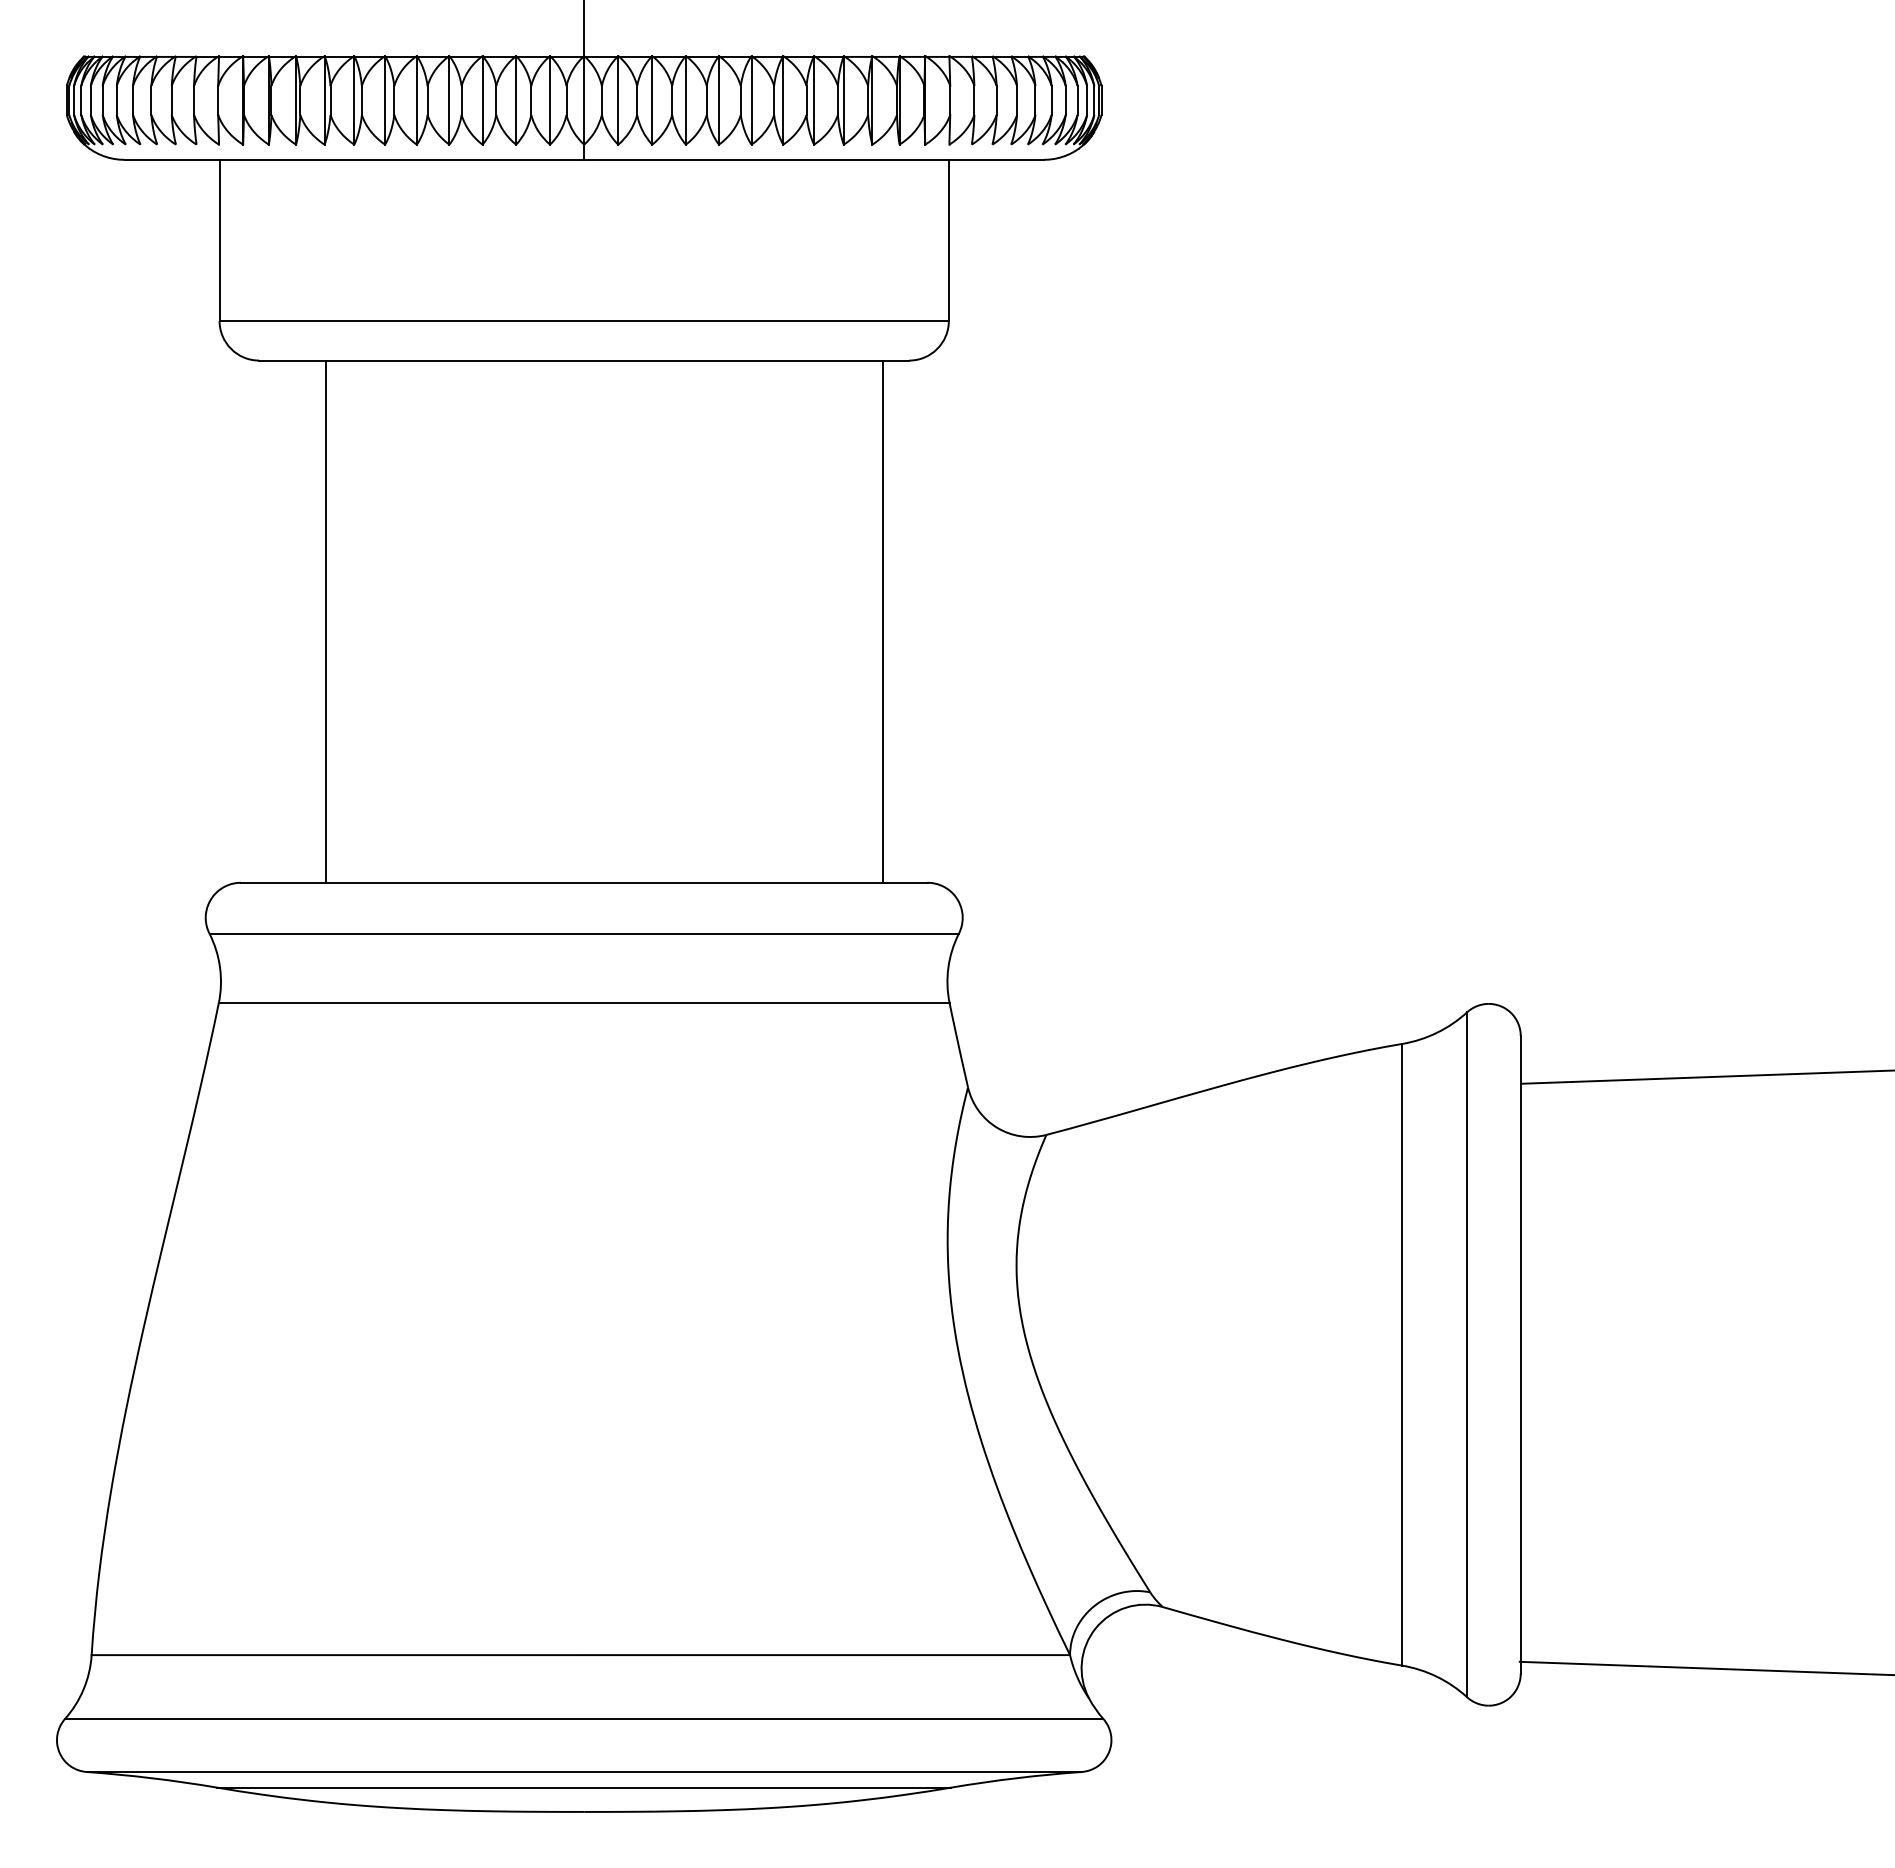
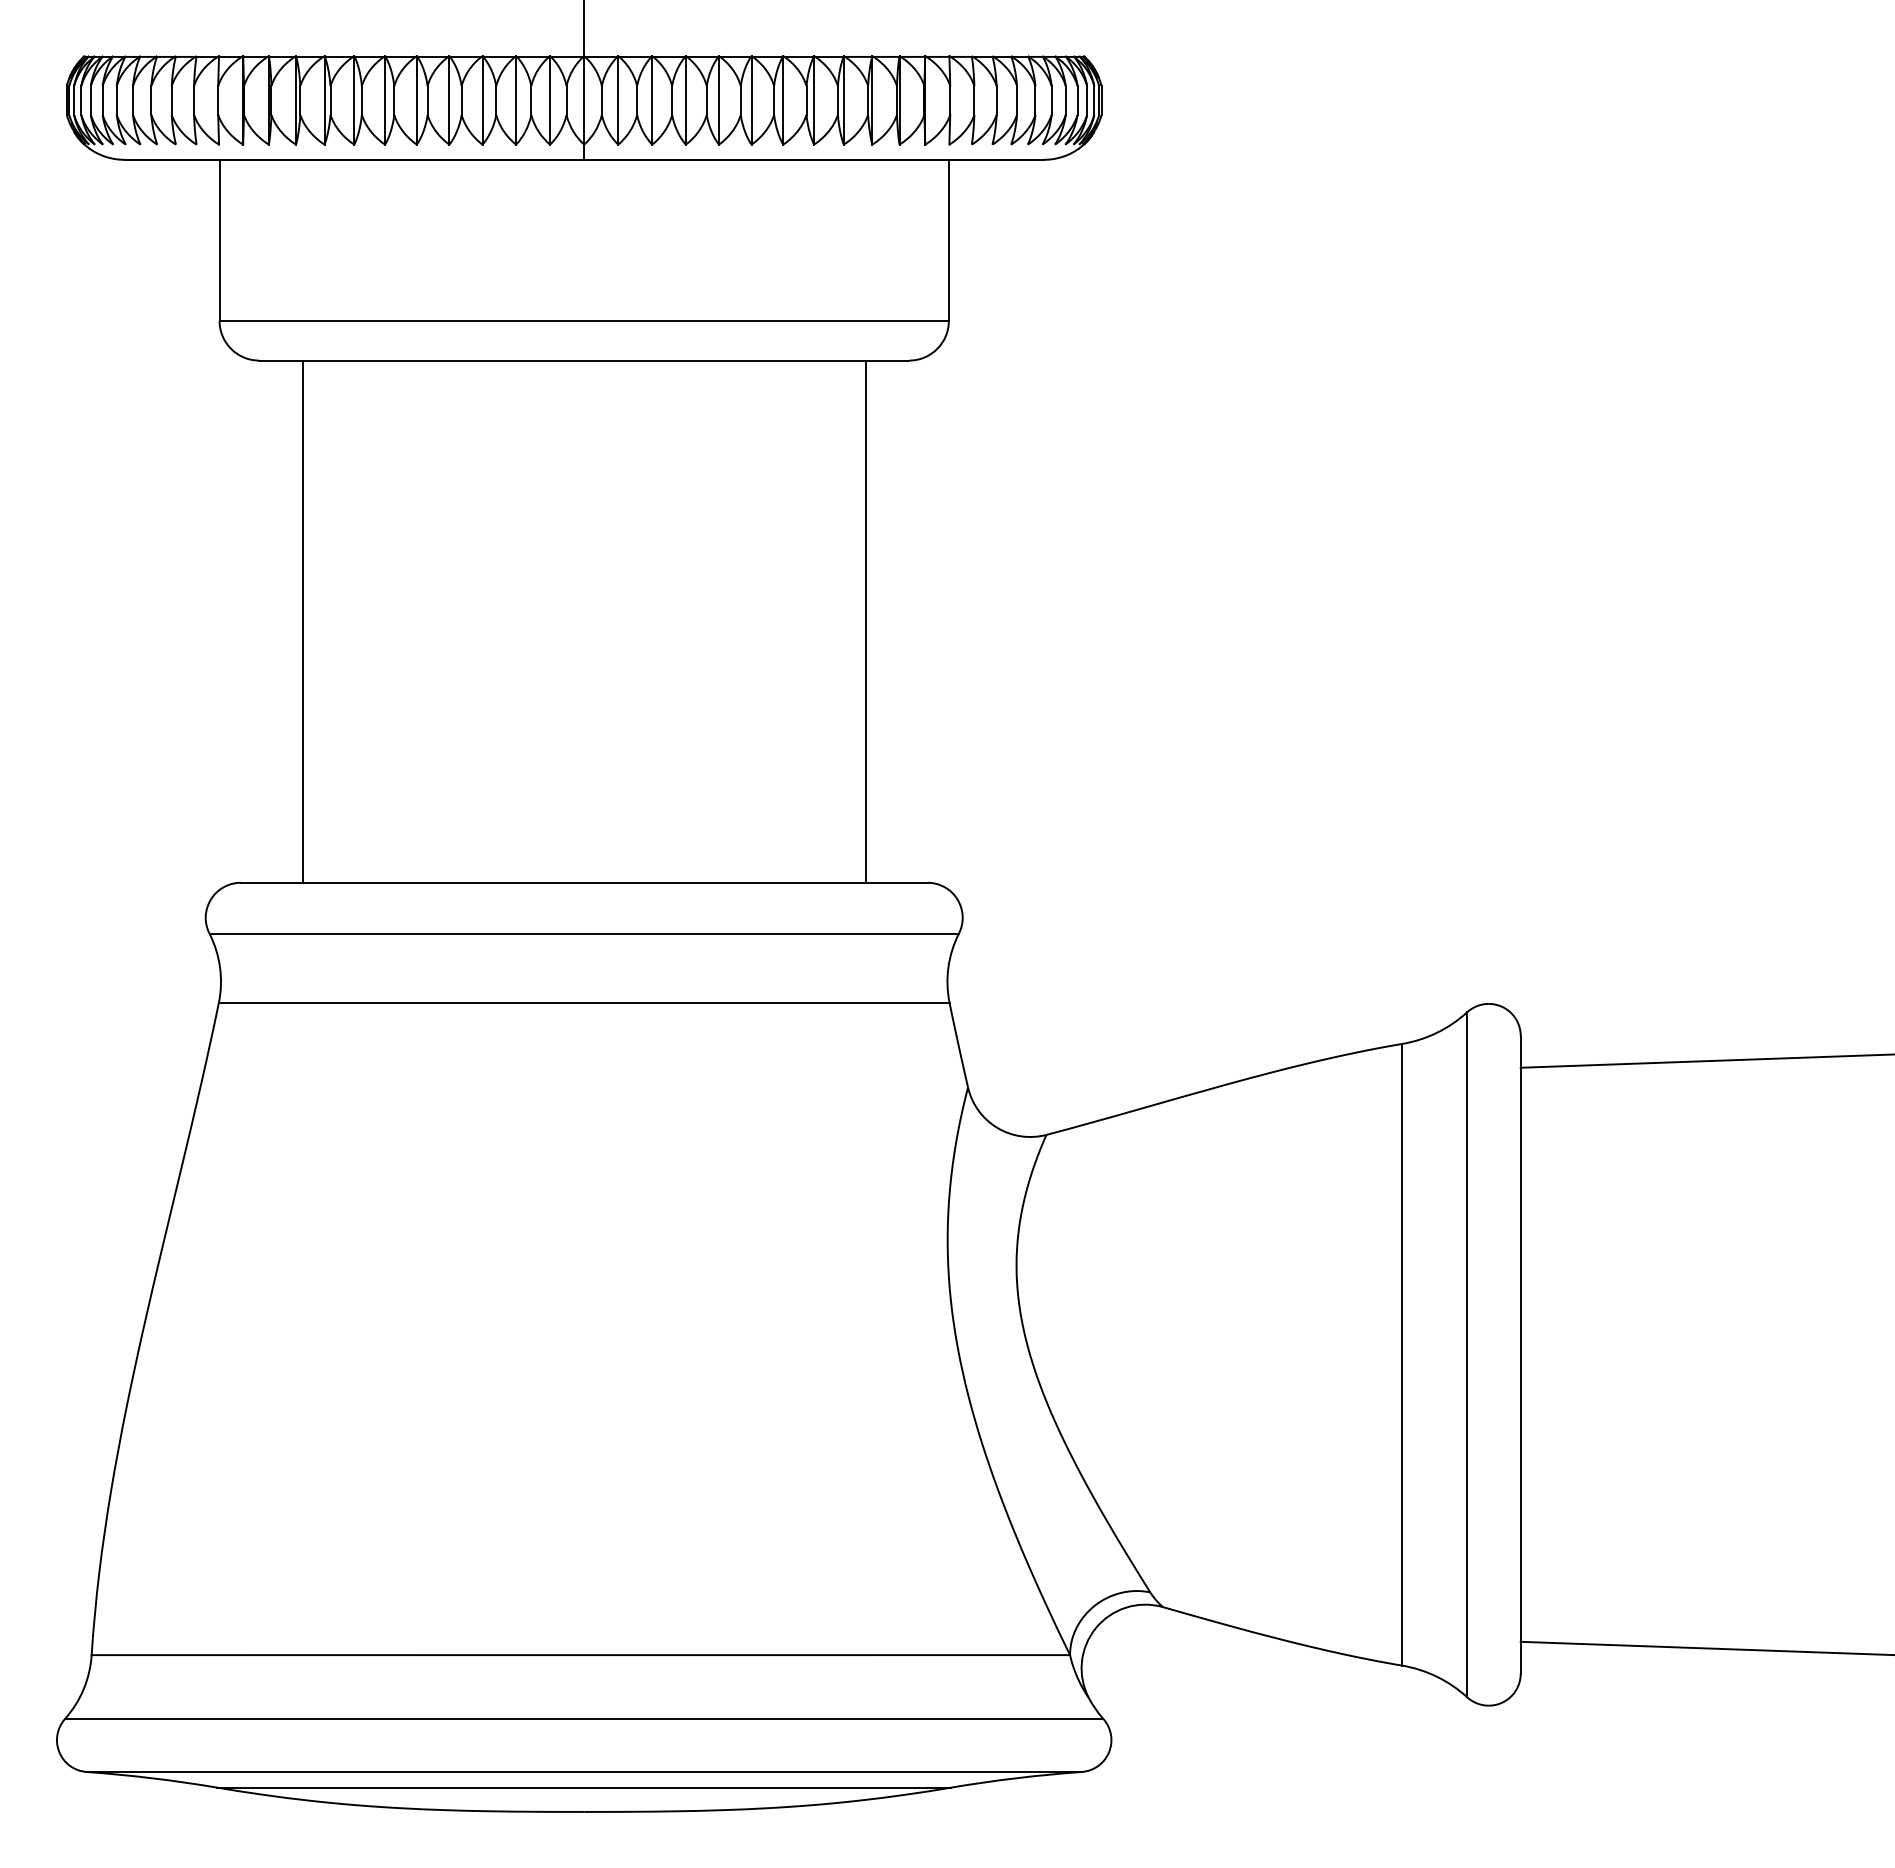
line position: (325, 621) -> (302, 621) (302, 621)
line position: (882, 621) -> (865, 621) (865, 621)
line position: (1706, 1076) -> (1705, 1060) (1705, 1060)
line position: (1705, 1668) -> (1705, 1648) (1705, 1648)
